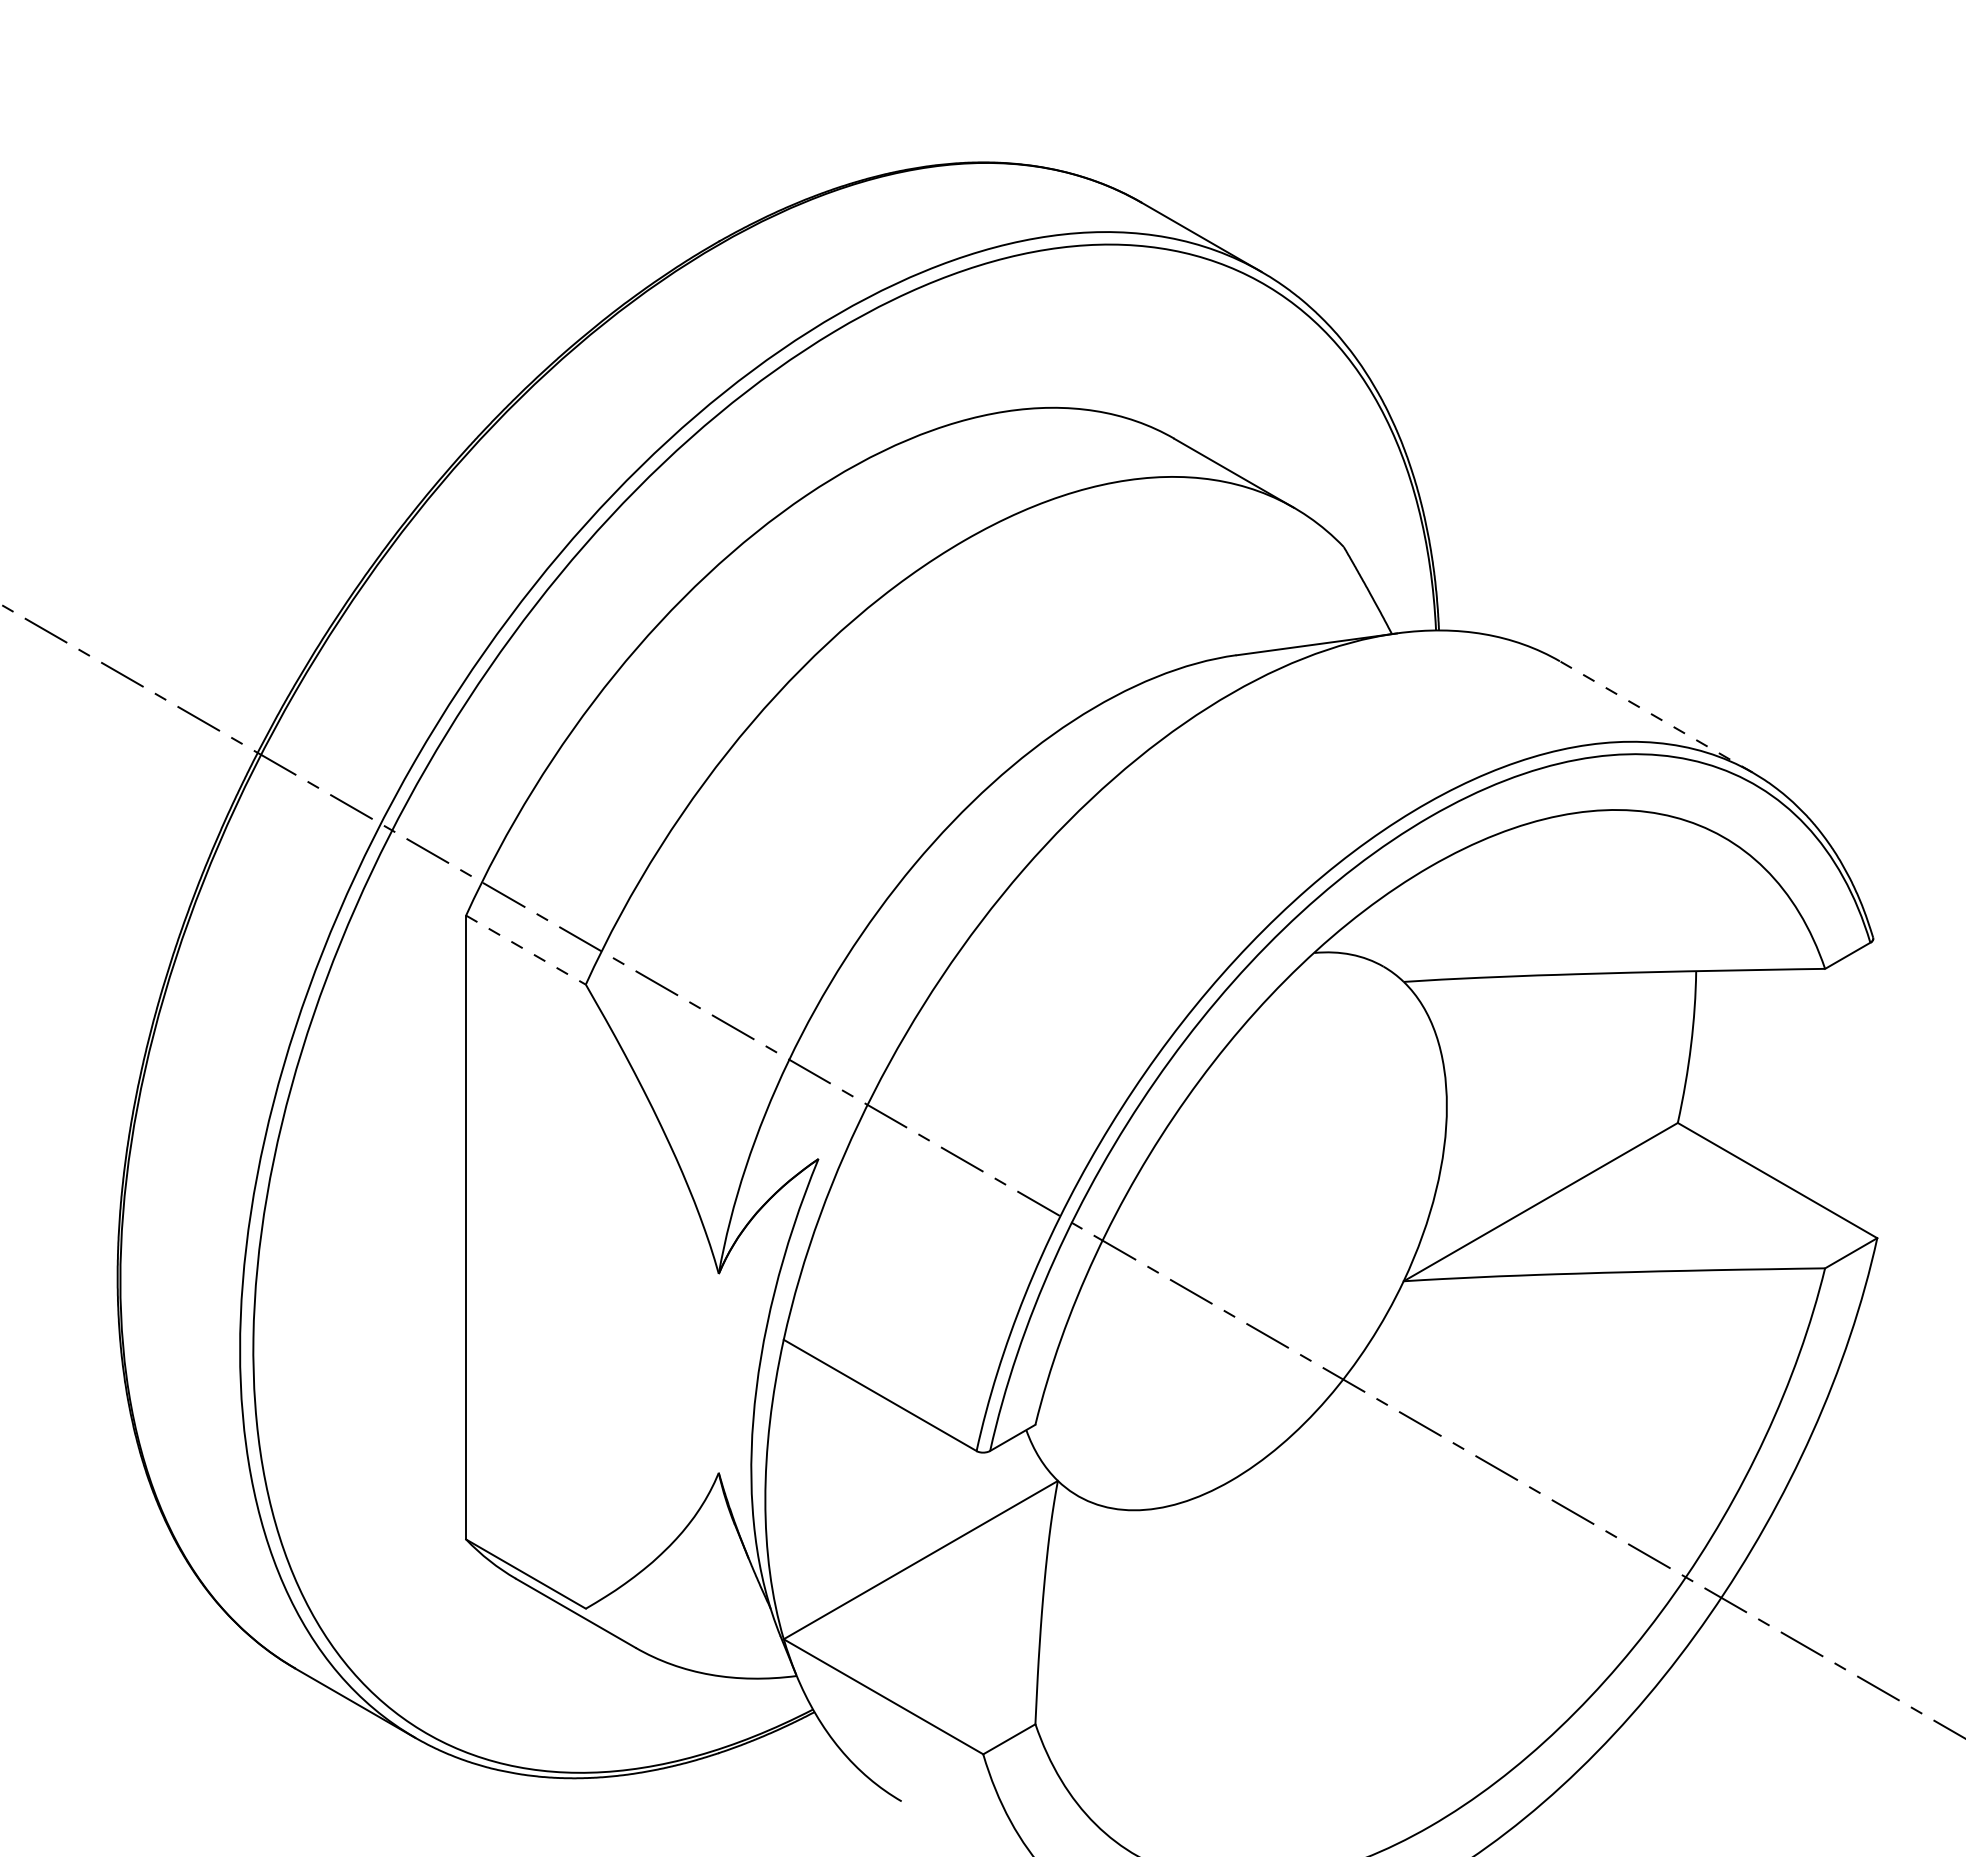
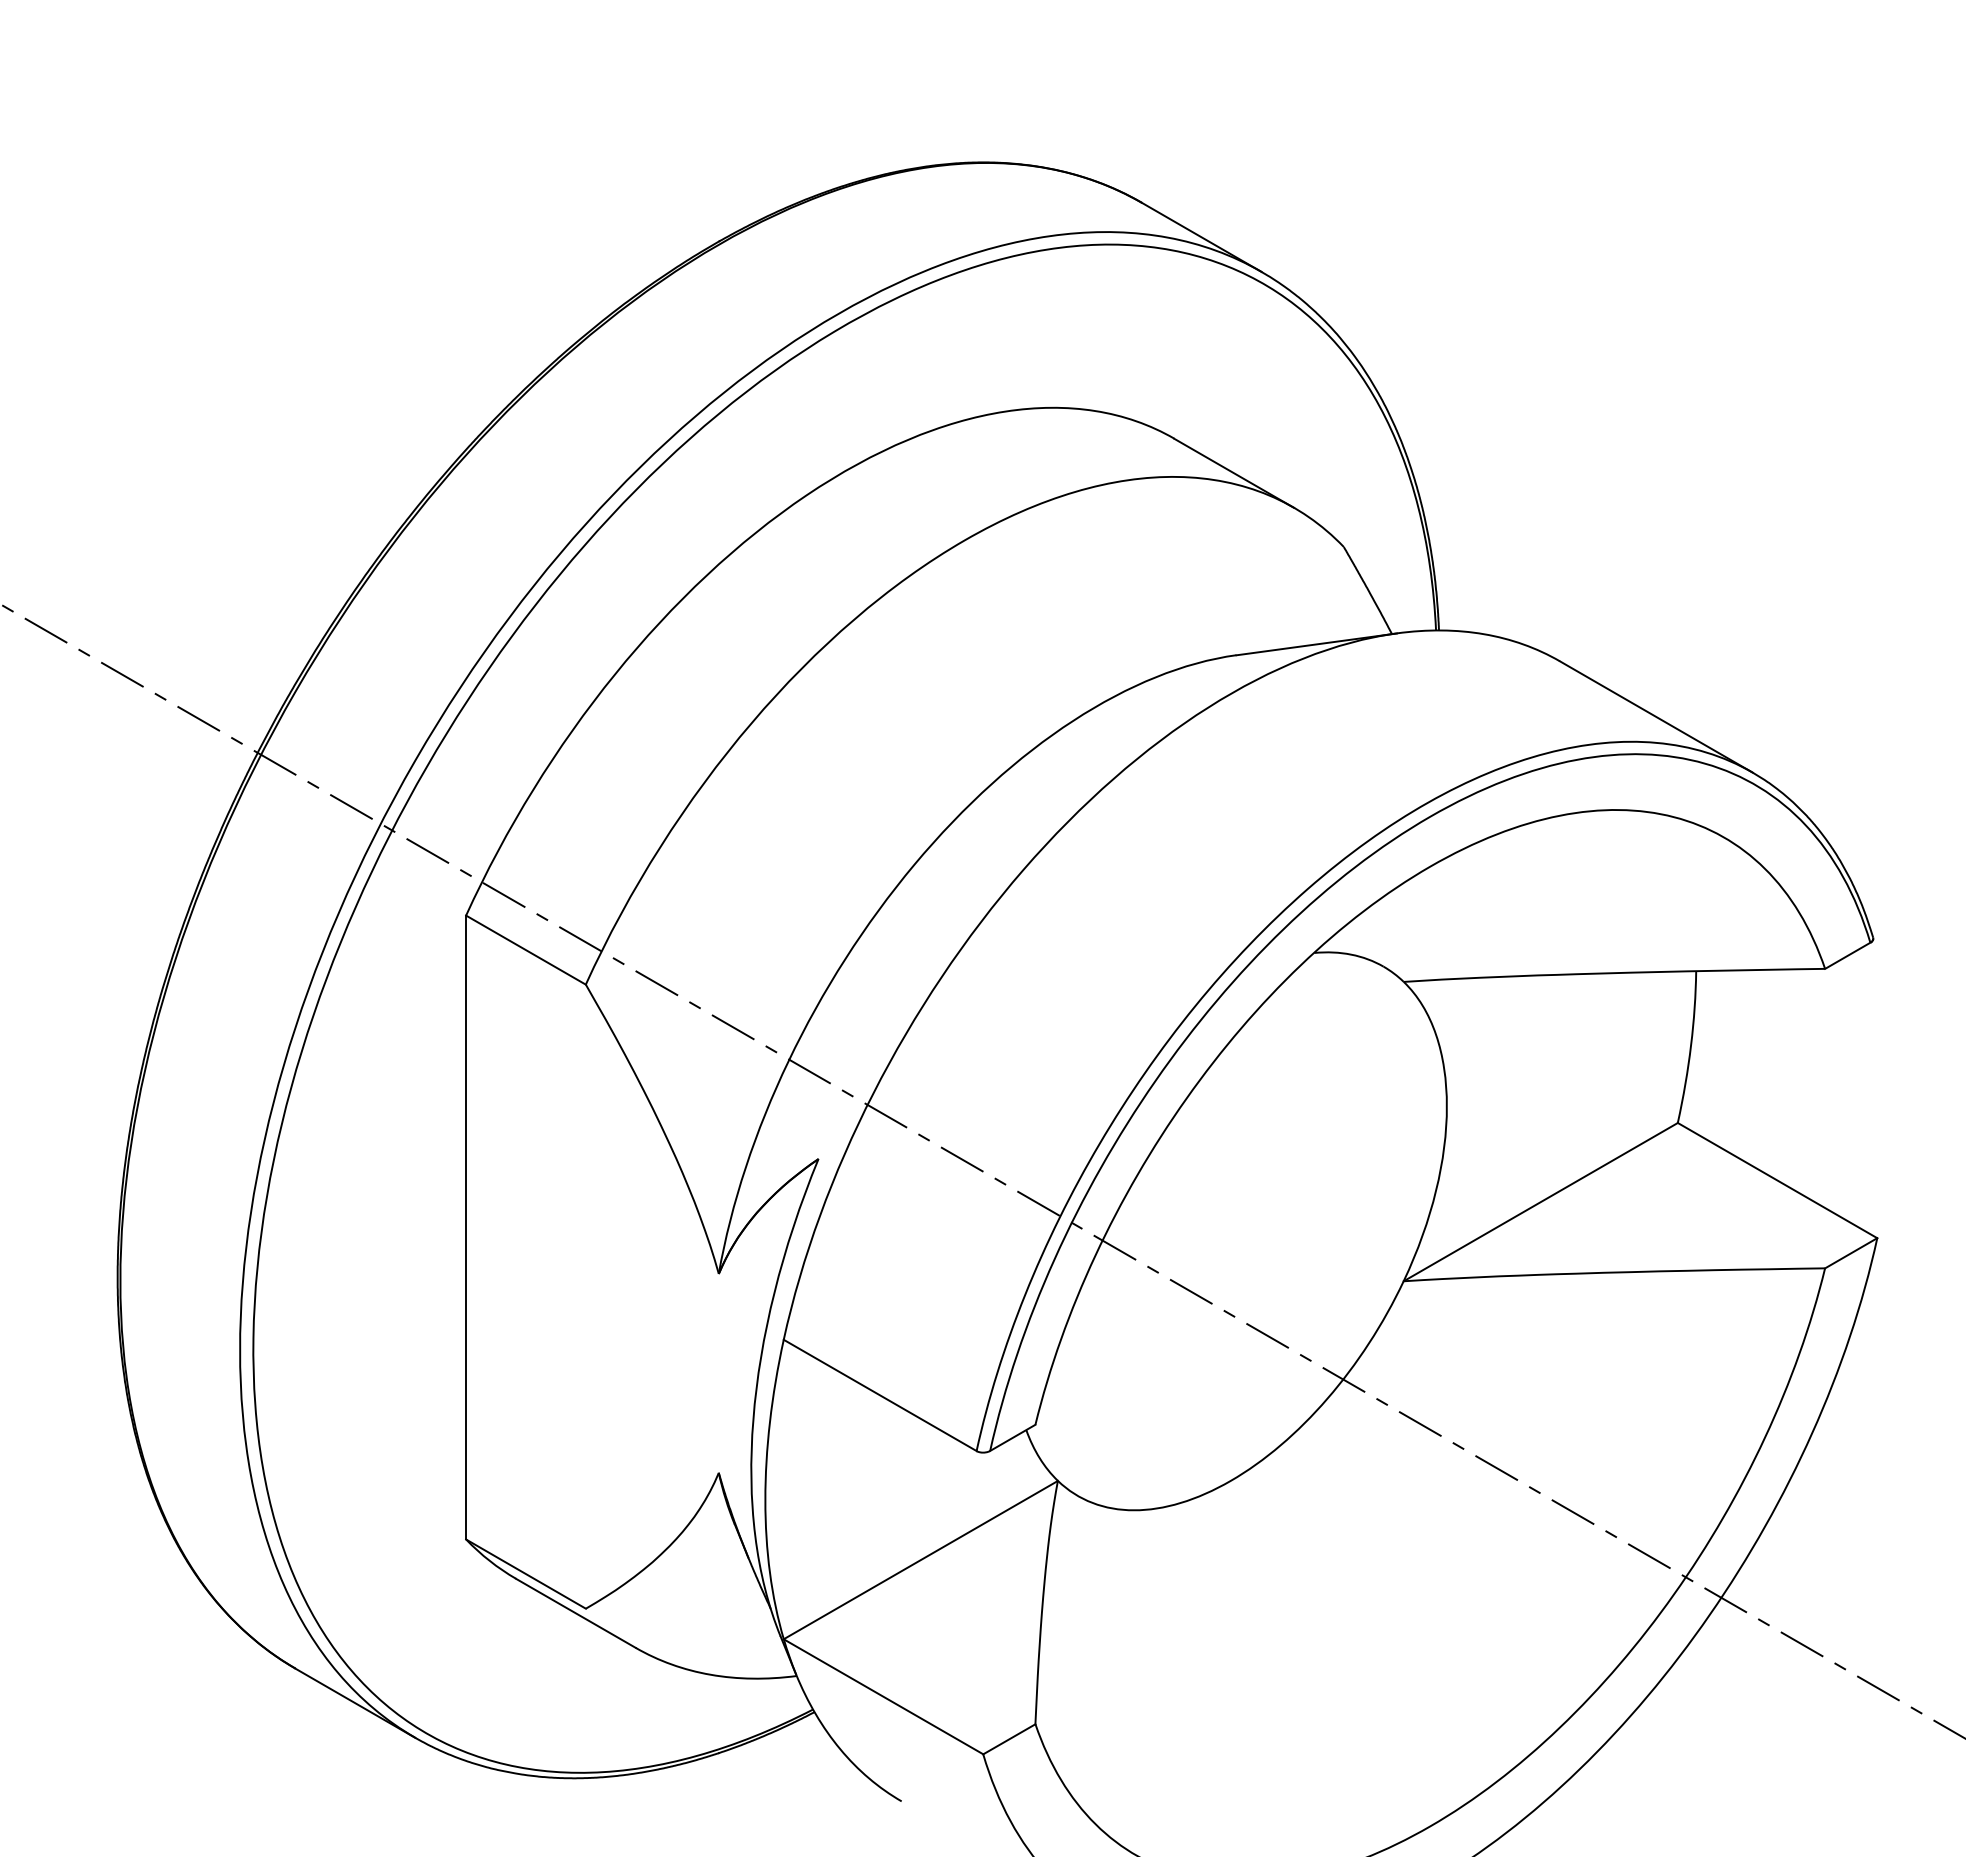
line: dashed -> solid (1655, 716)
line: dashed -> solid (526, 950)
